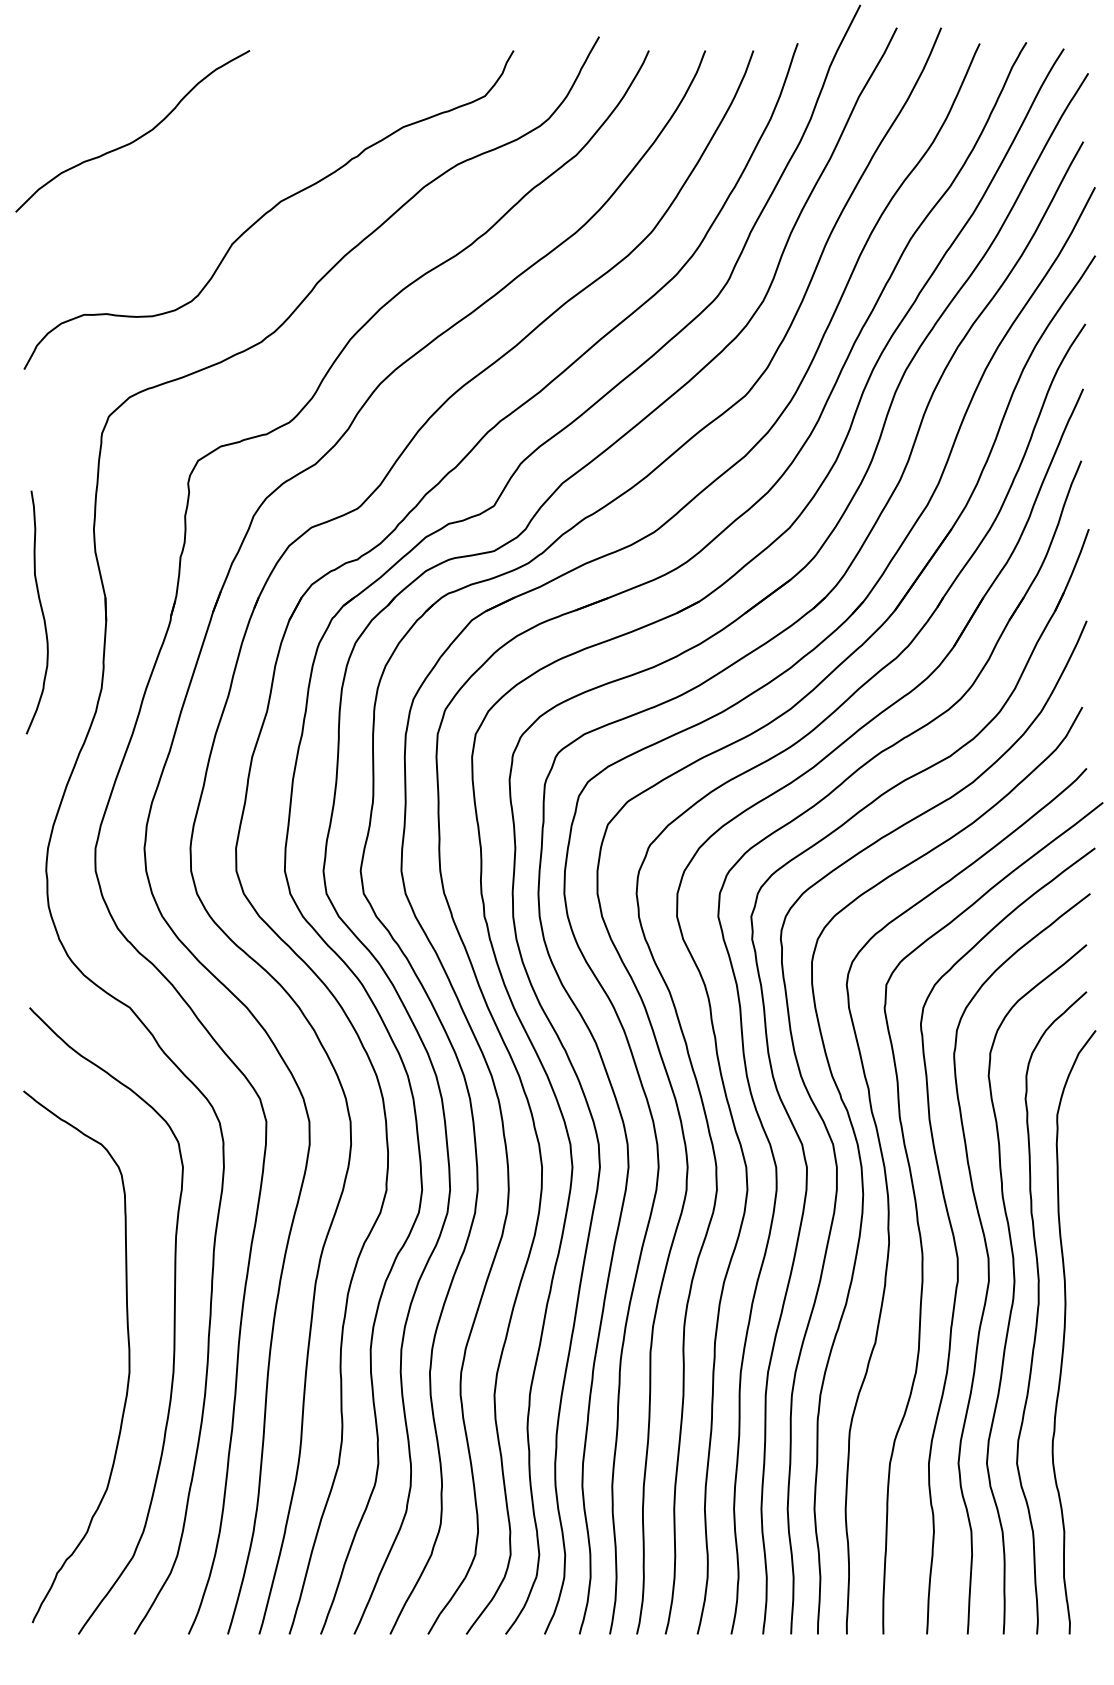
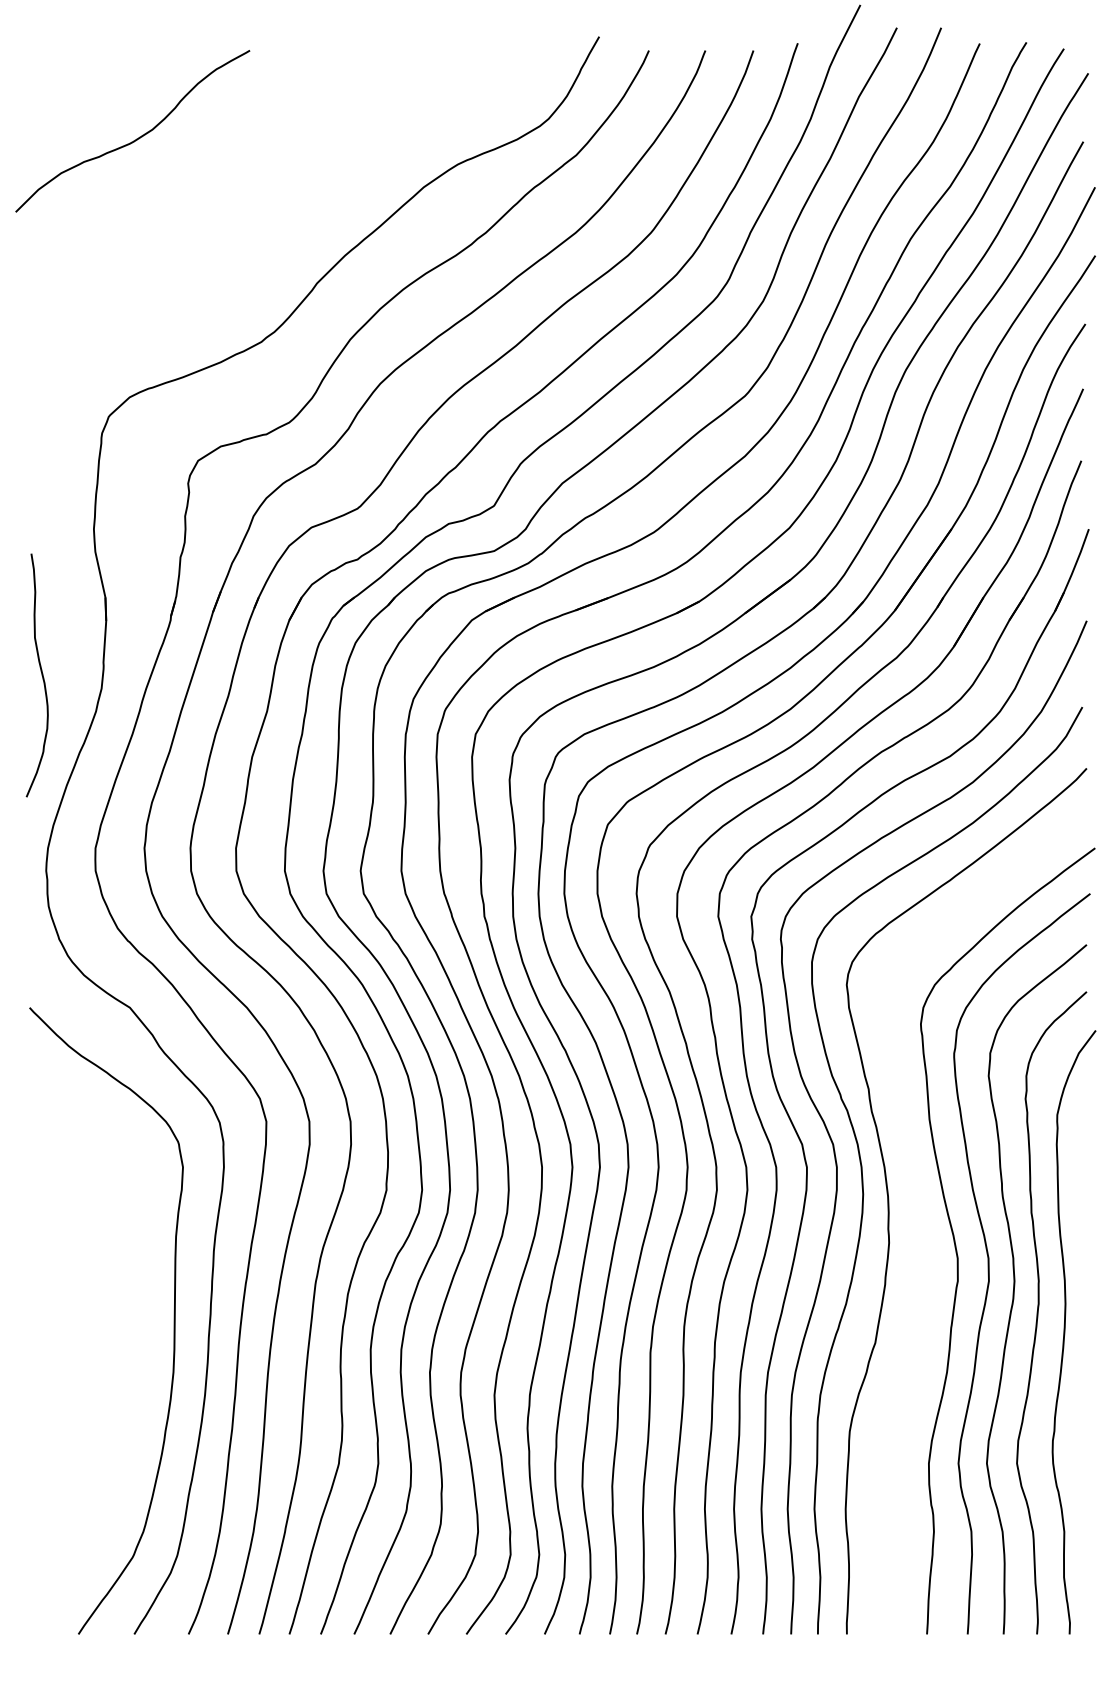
curve: present -> none (269, 209)
curve position: (41, 612) -> (41, 675) (41, 675)
curve: present -> none (920, 1230)
curve: present -> none (128, 1356)
